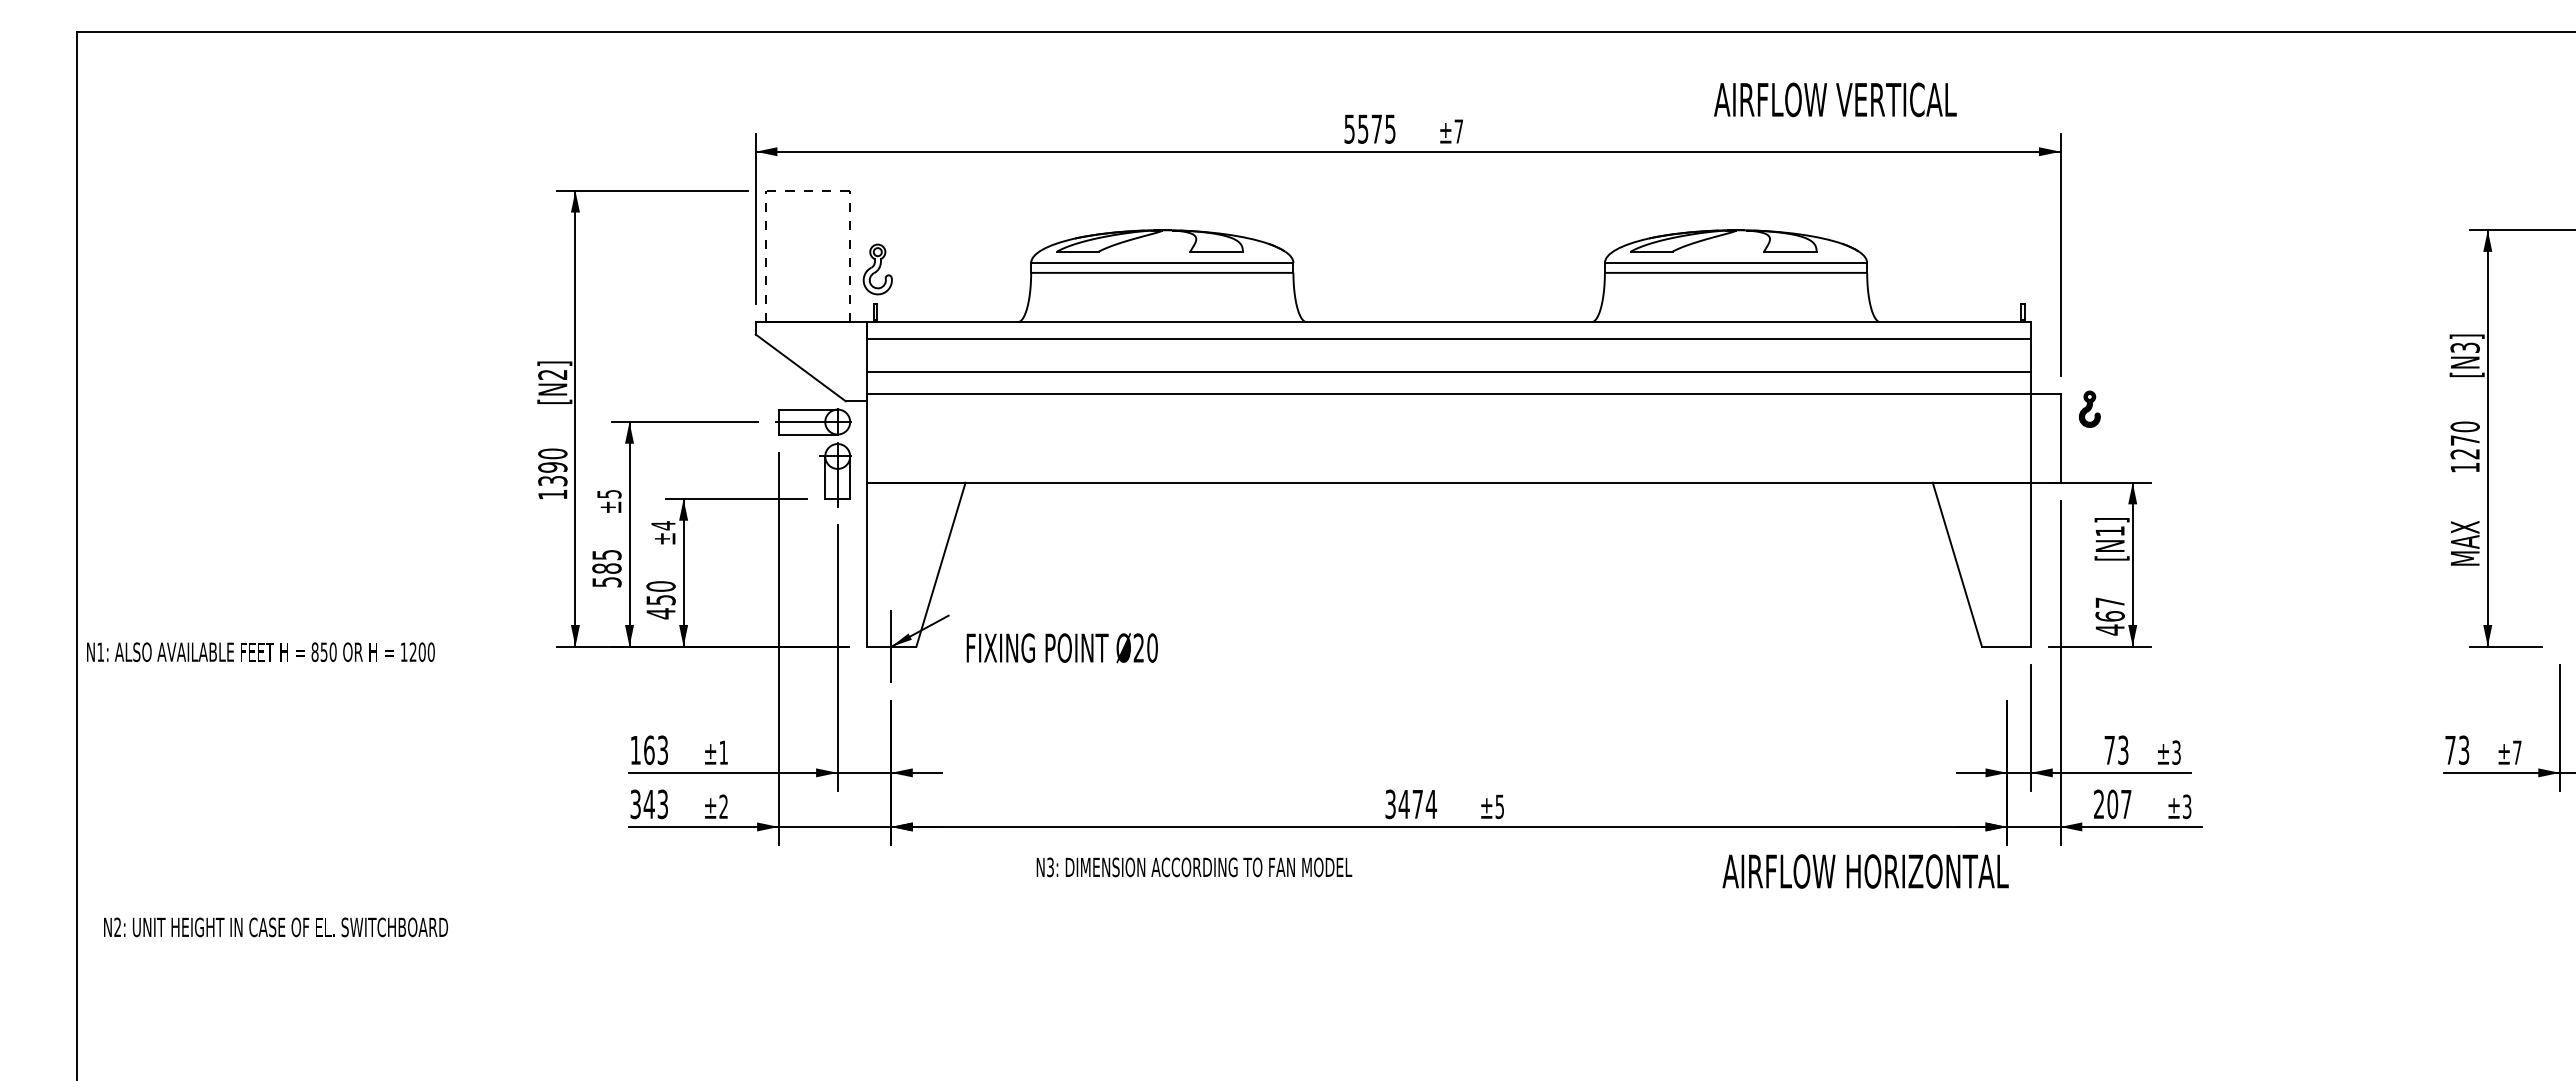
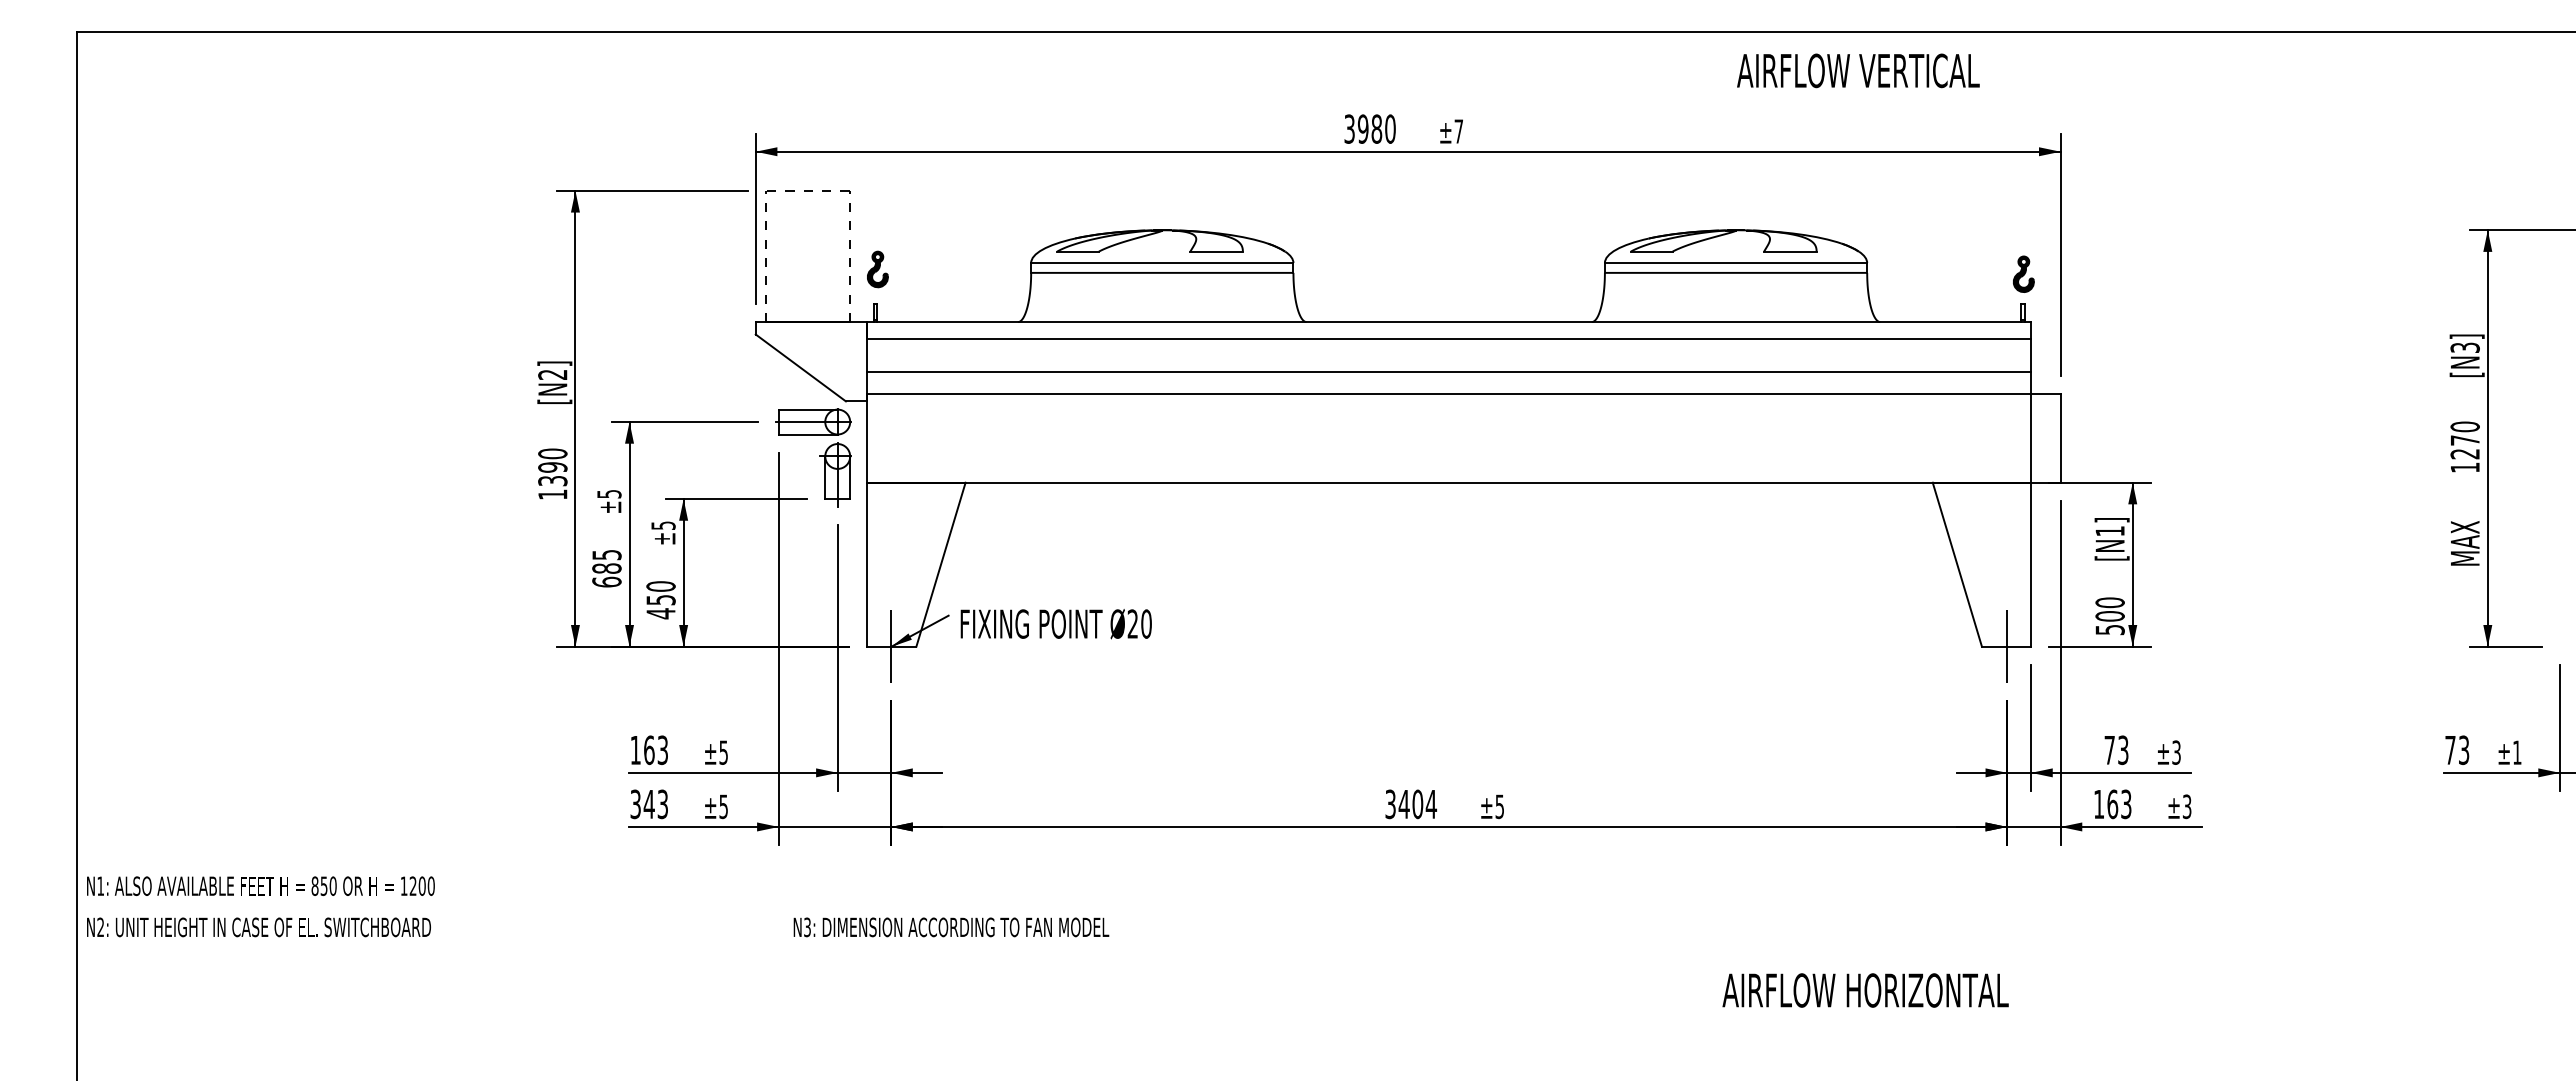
text position: (1835, 99) -> (1858, 70) (1858, 70)
text: 5575 -> 3980 (1370, 128)
part size: 31x53 px -> 22x39 px (877, 269)
part position: (2089, 408) -> (2023, 273) (2023, 273)
text: ±4 -> ±5 (663, 525)
text: 585 -> 685 (606, 581)
text: 467 -> 500 (2109, 616)
line: none -> present (2007, 645)
text position: (1061, 648) -> (1055, 624) (1055, 624)
text position: (260, 651) -> (260, 885) (260, 885)
text: ±1 -> ±5 (723, 752)
text: ±7 -> ±1 (2517, 752)
text: 3474 -> 3404 (1417, 804)
text: 207 -> 163 (2112, 804)
text: ±2 -> ±5 (723, 806)
text position: (1194, 867) -> (951, 927) (951, 927)
text position: (1865, 871) -> (1865, 990) (1865, 990)
text position: (275, 927) -> (258, 927) (258, 927)
